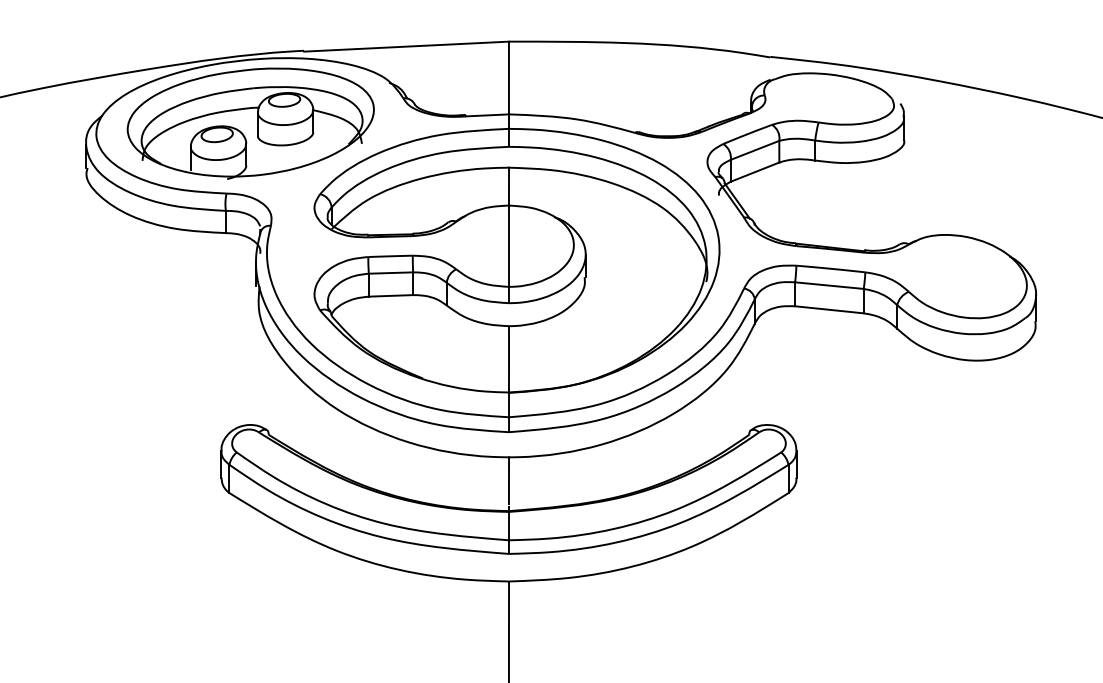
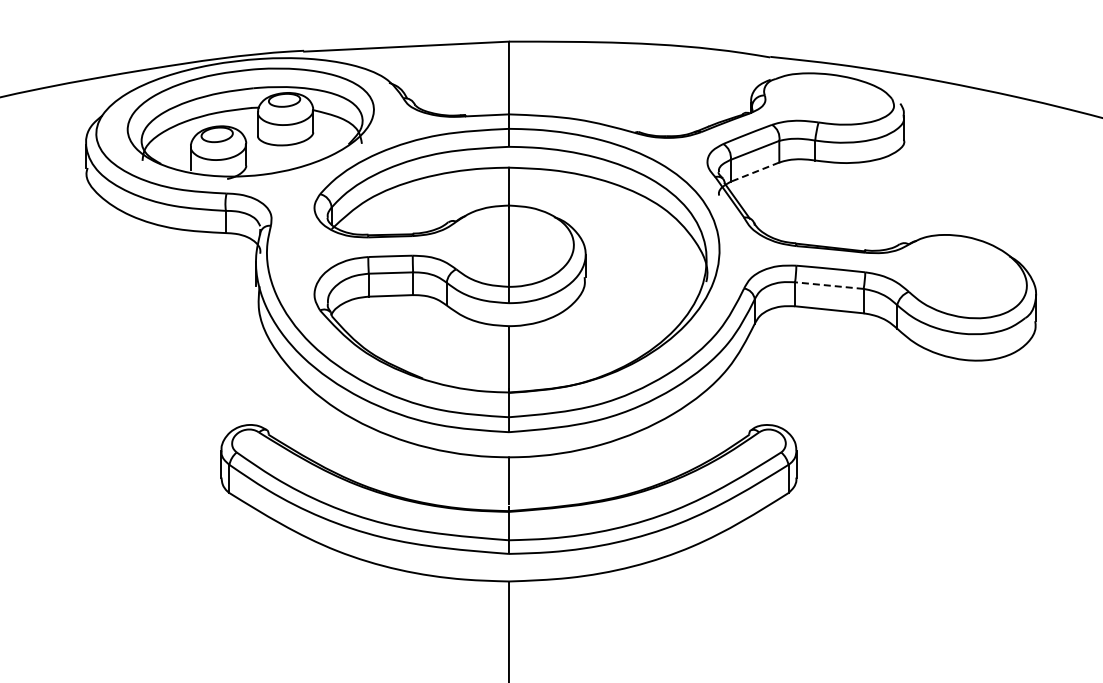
line: solid -> dashed (754, 172)
line: solid -> dashed (828, 285)
